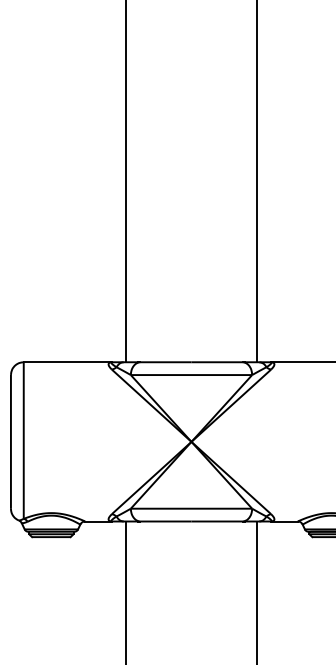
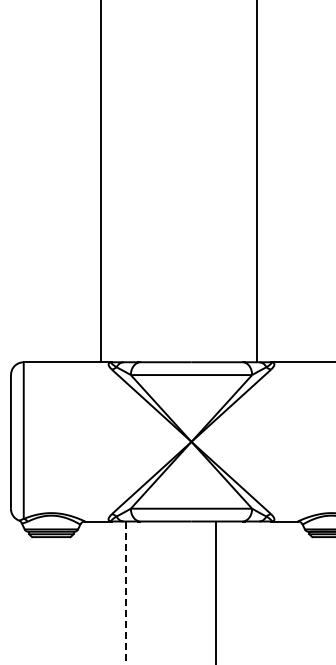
line position: (126, 182) -> (101, 182) (101, 182)
line position: (256, 591) -> (215, 591) (215, 591)
line: solid -> dashed (126, 593)
